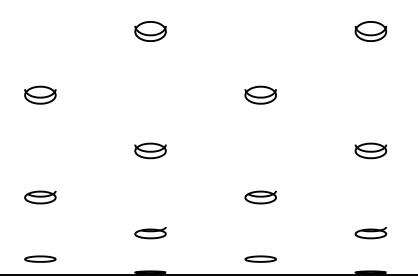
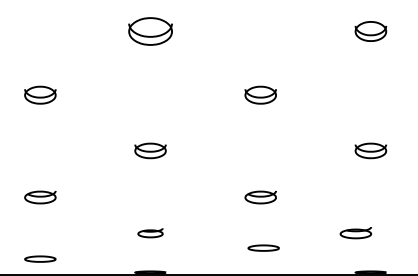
part size: 33x21 px -> 45x29 px (150, 31)
part size: 33x13 px -> 27x11 px (150, 233)
part position: (370, 233) -> (355, 233) (355, 233)
part position: (260, 258) -> (263, 247) (263, 247)
